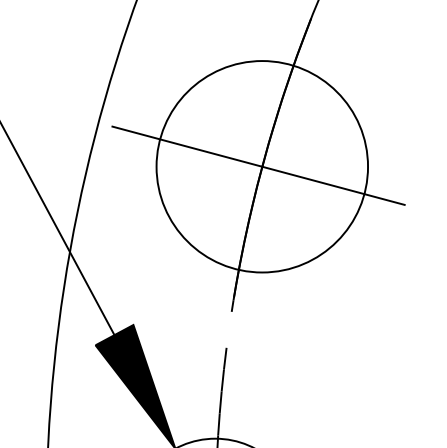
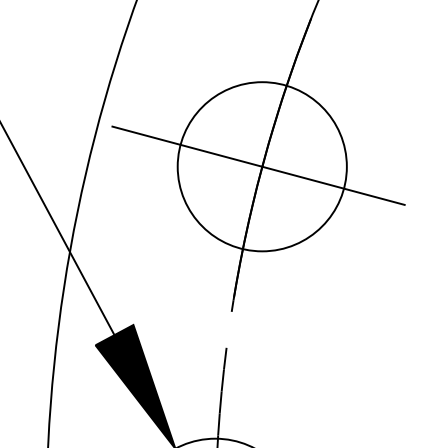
circle diameter: 211 px -> 169 px (261, 166)
